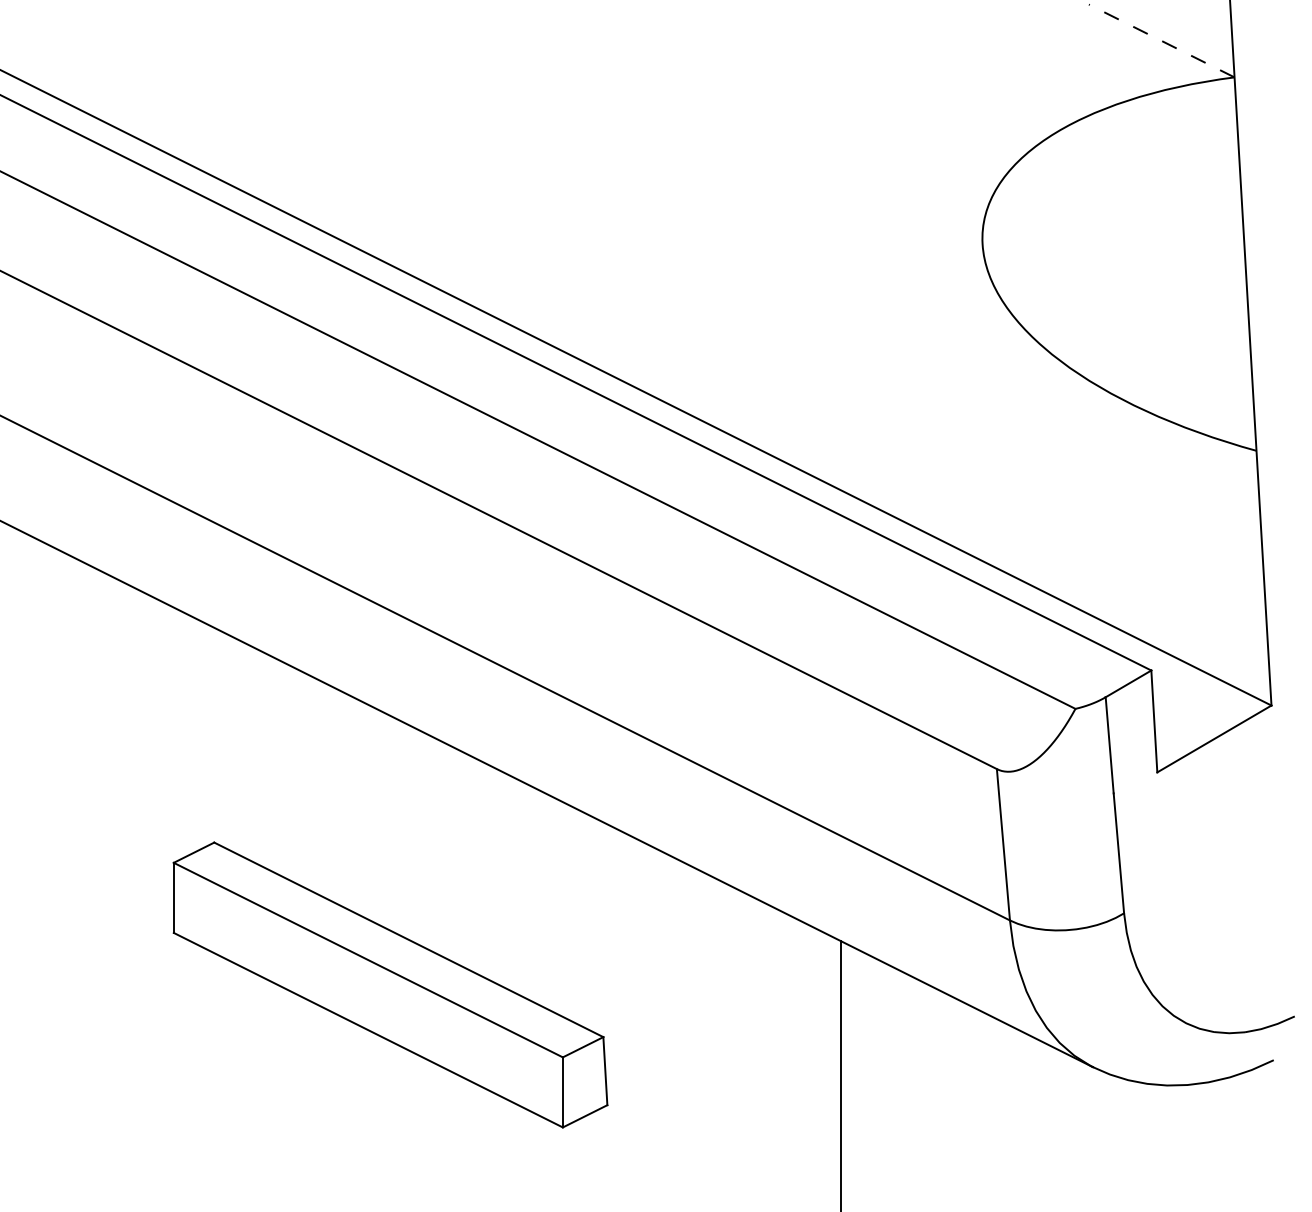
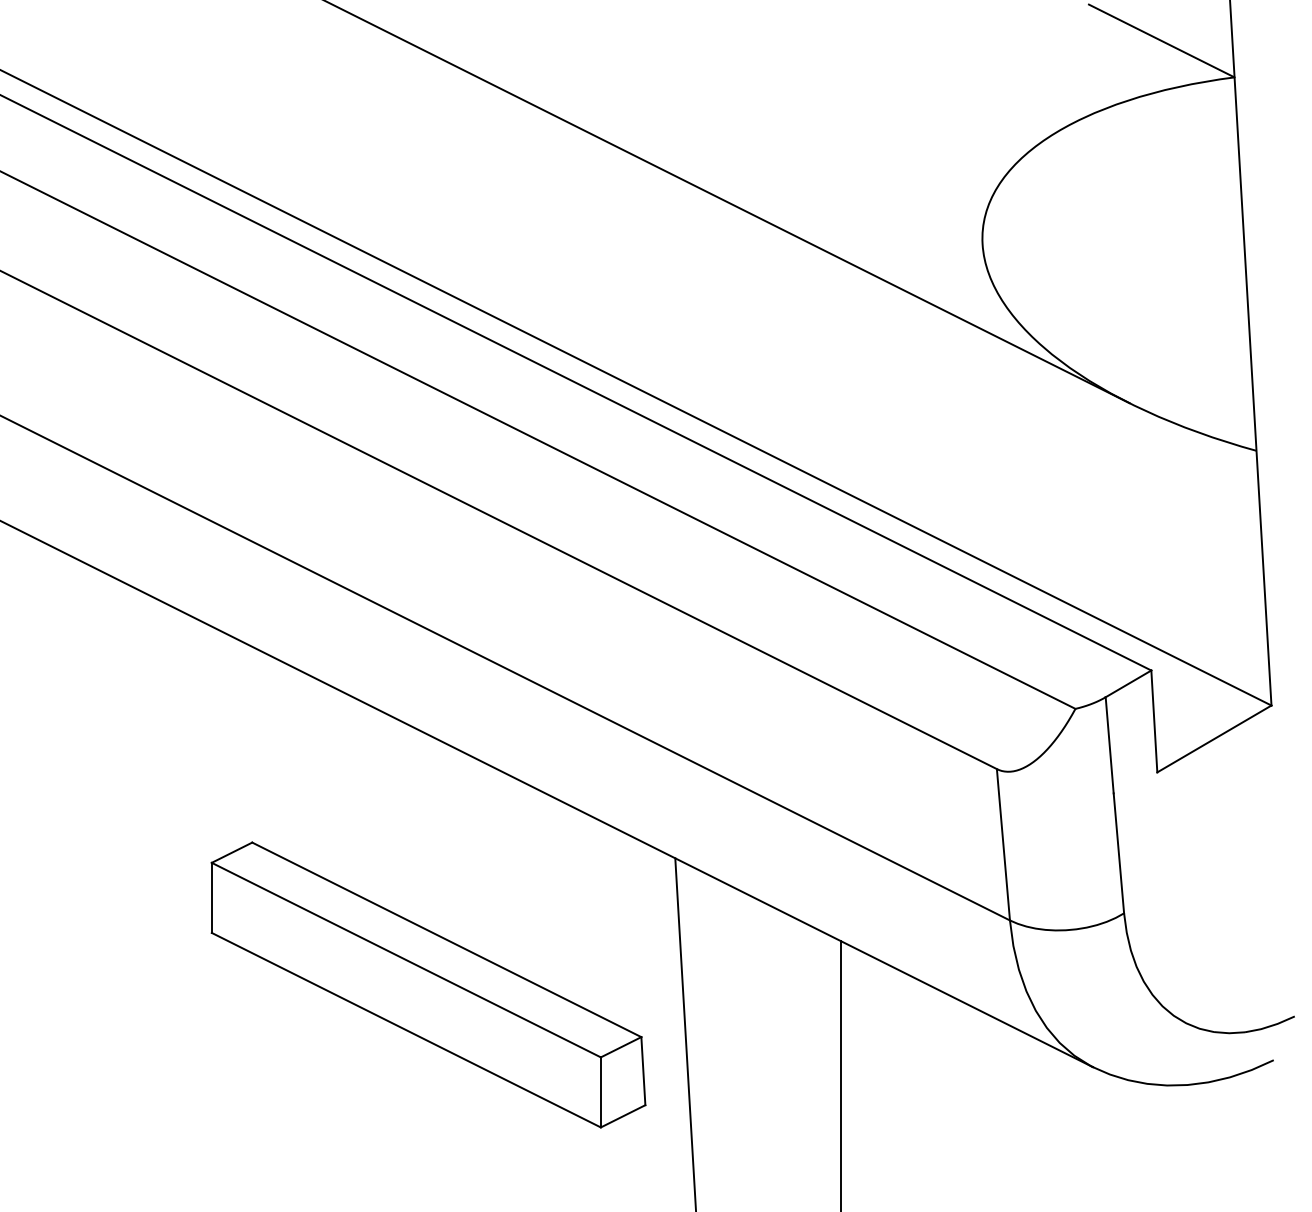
line: dashed -> solid (1161, 40)
line: none -> present (728, 202)
part position: (390, 984) -> (428, 984) (428, 984)
line: none -> present (685, 1033)
